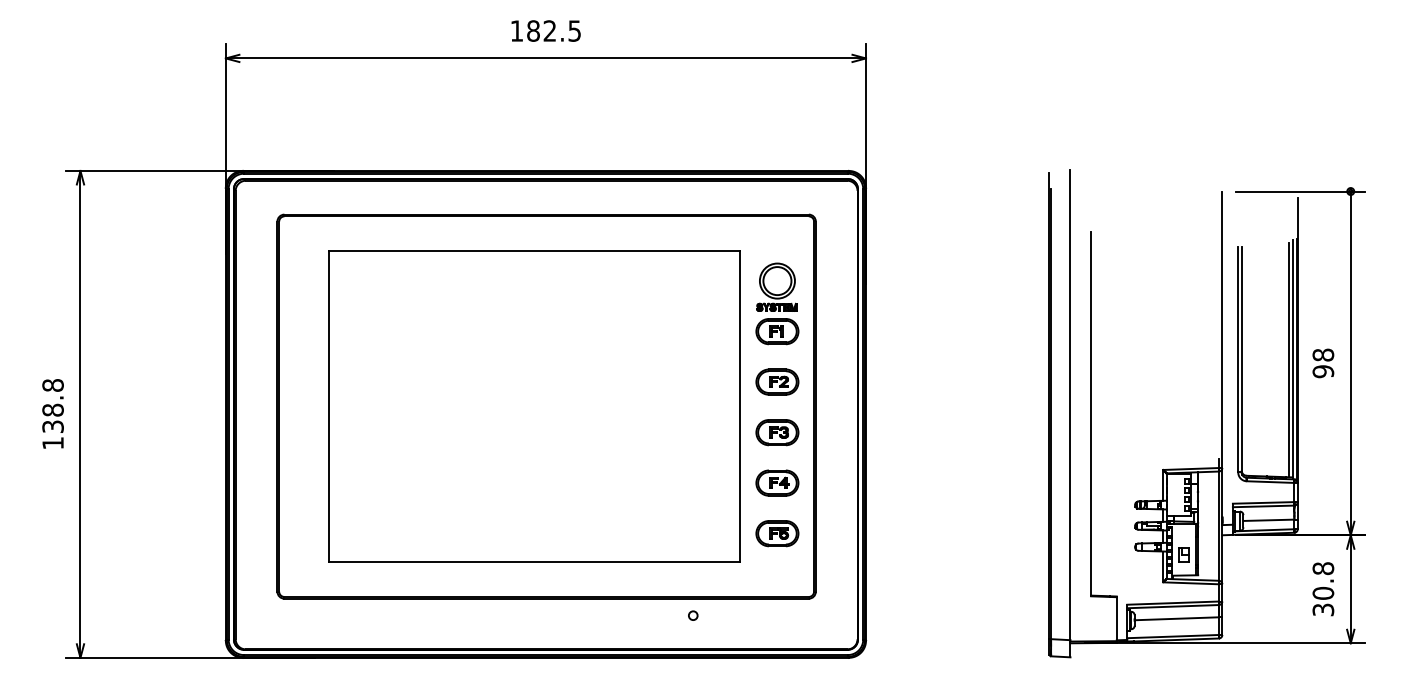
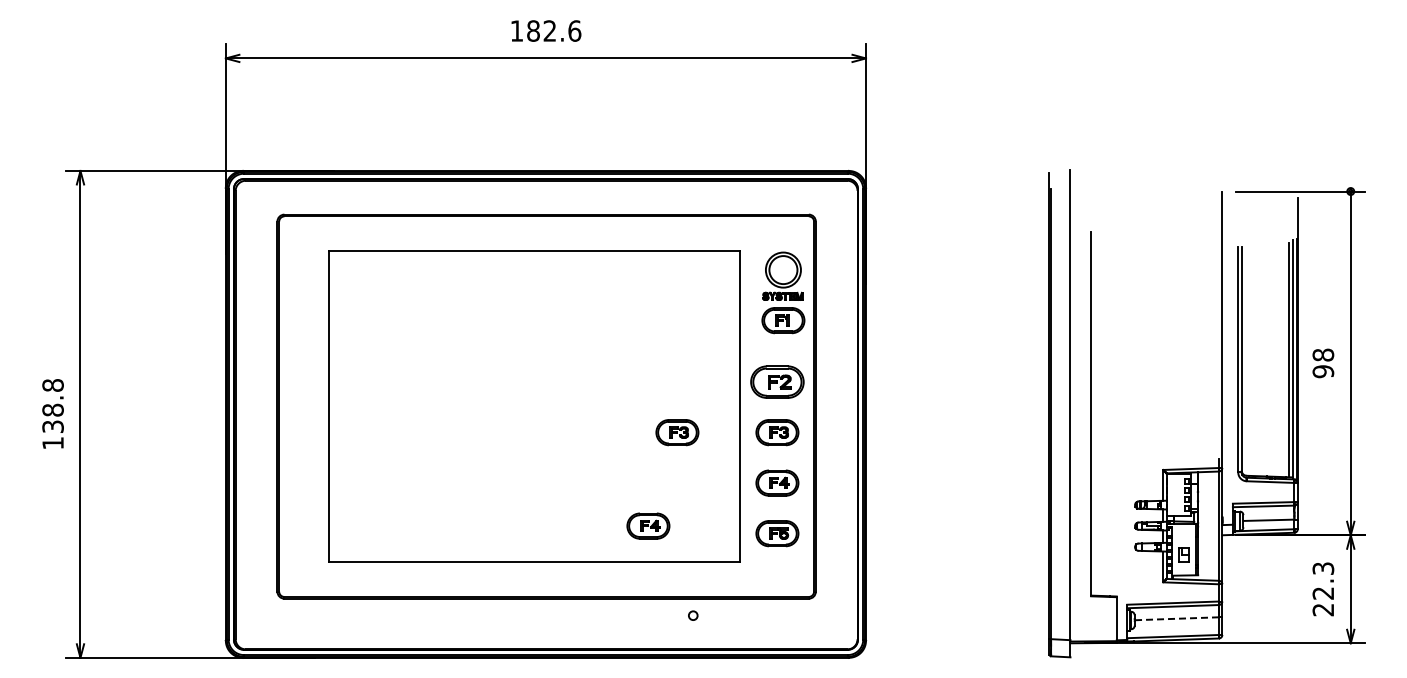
text: 182.5 -> 182.6 (574, 30)
part position: (777, 303) -> (783, 292) (783, 292)
part size: 45x28 px -> 55x34 px (777, 381)
part: none -> present (677, 432)
part: none -> present (648, 525)
text: 30.8 -> 22.3 (1323, 589)
line: solid -> dashed (1176, 618)
